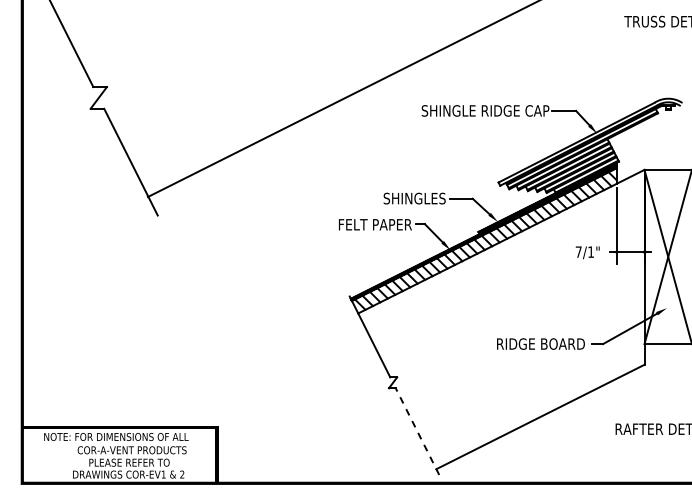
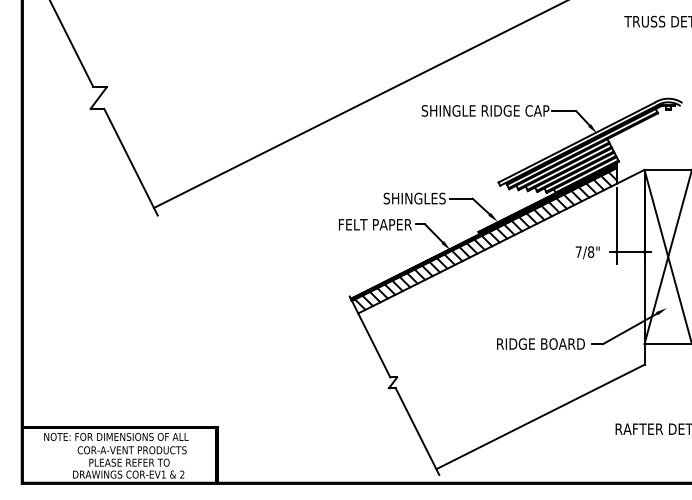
line position: (341, 99) -> (358, 104) (358, 104)
text: 7/1" -> 7/8" (591, 251)
line: dashed -> solid (417, 431)
